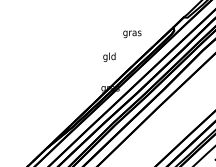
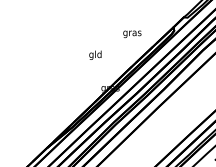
text position: (109, 56) -> (95, 54) (95, 54)
